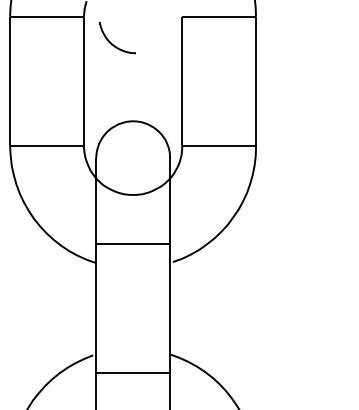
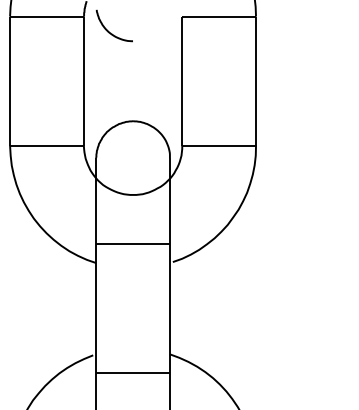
curve position: (111, 42) -> (108, 30) (108, 30)
